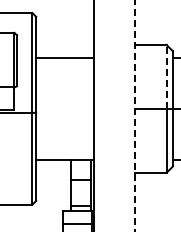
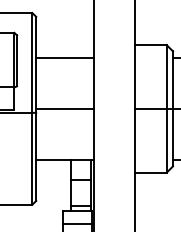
line: dashed -> solid (166, 76)
line: none -> present (64, 108)
line: dashed -> solid (134, 115)
